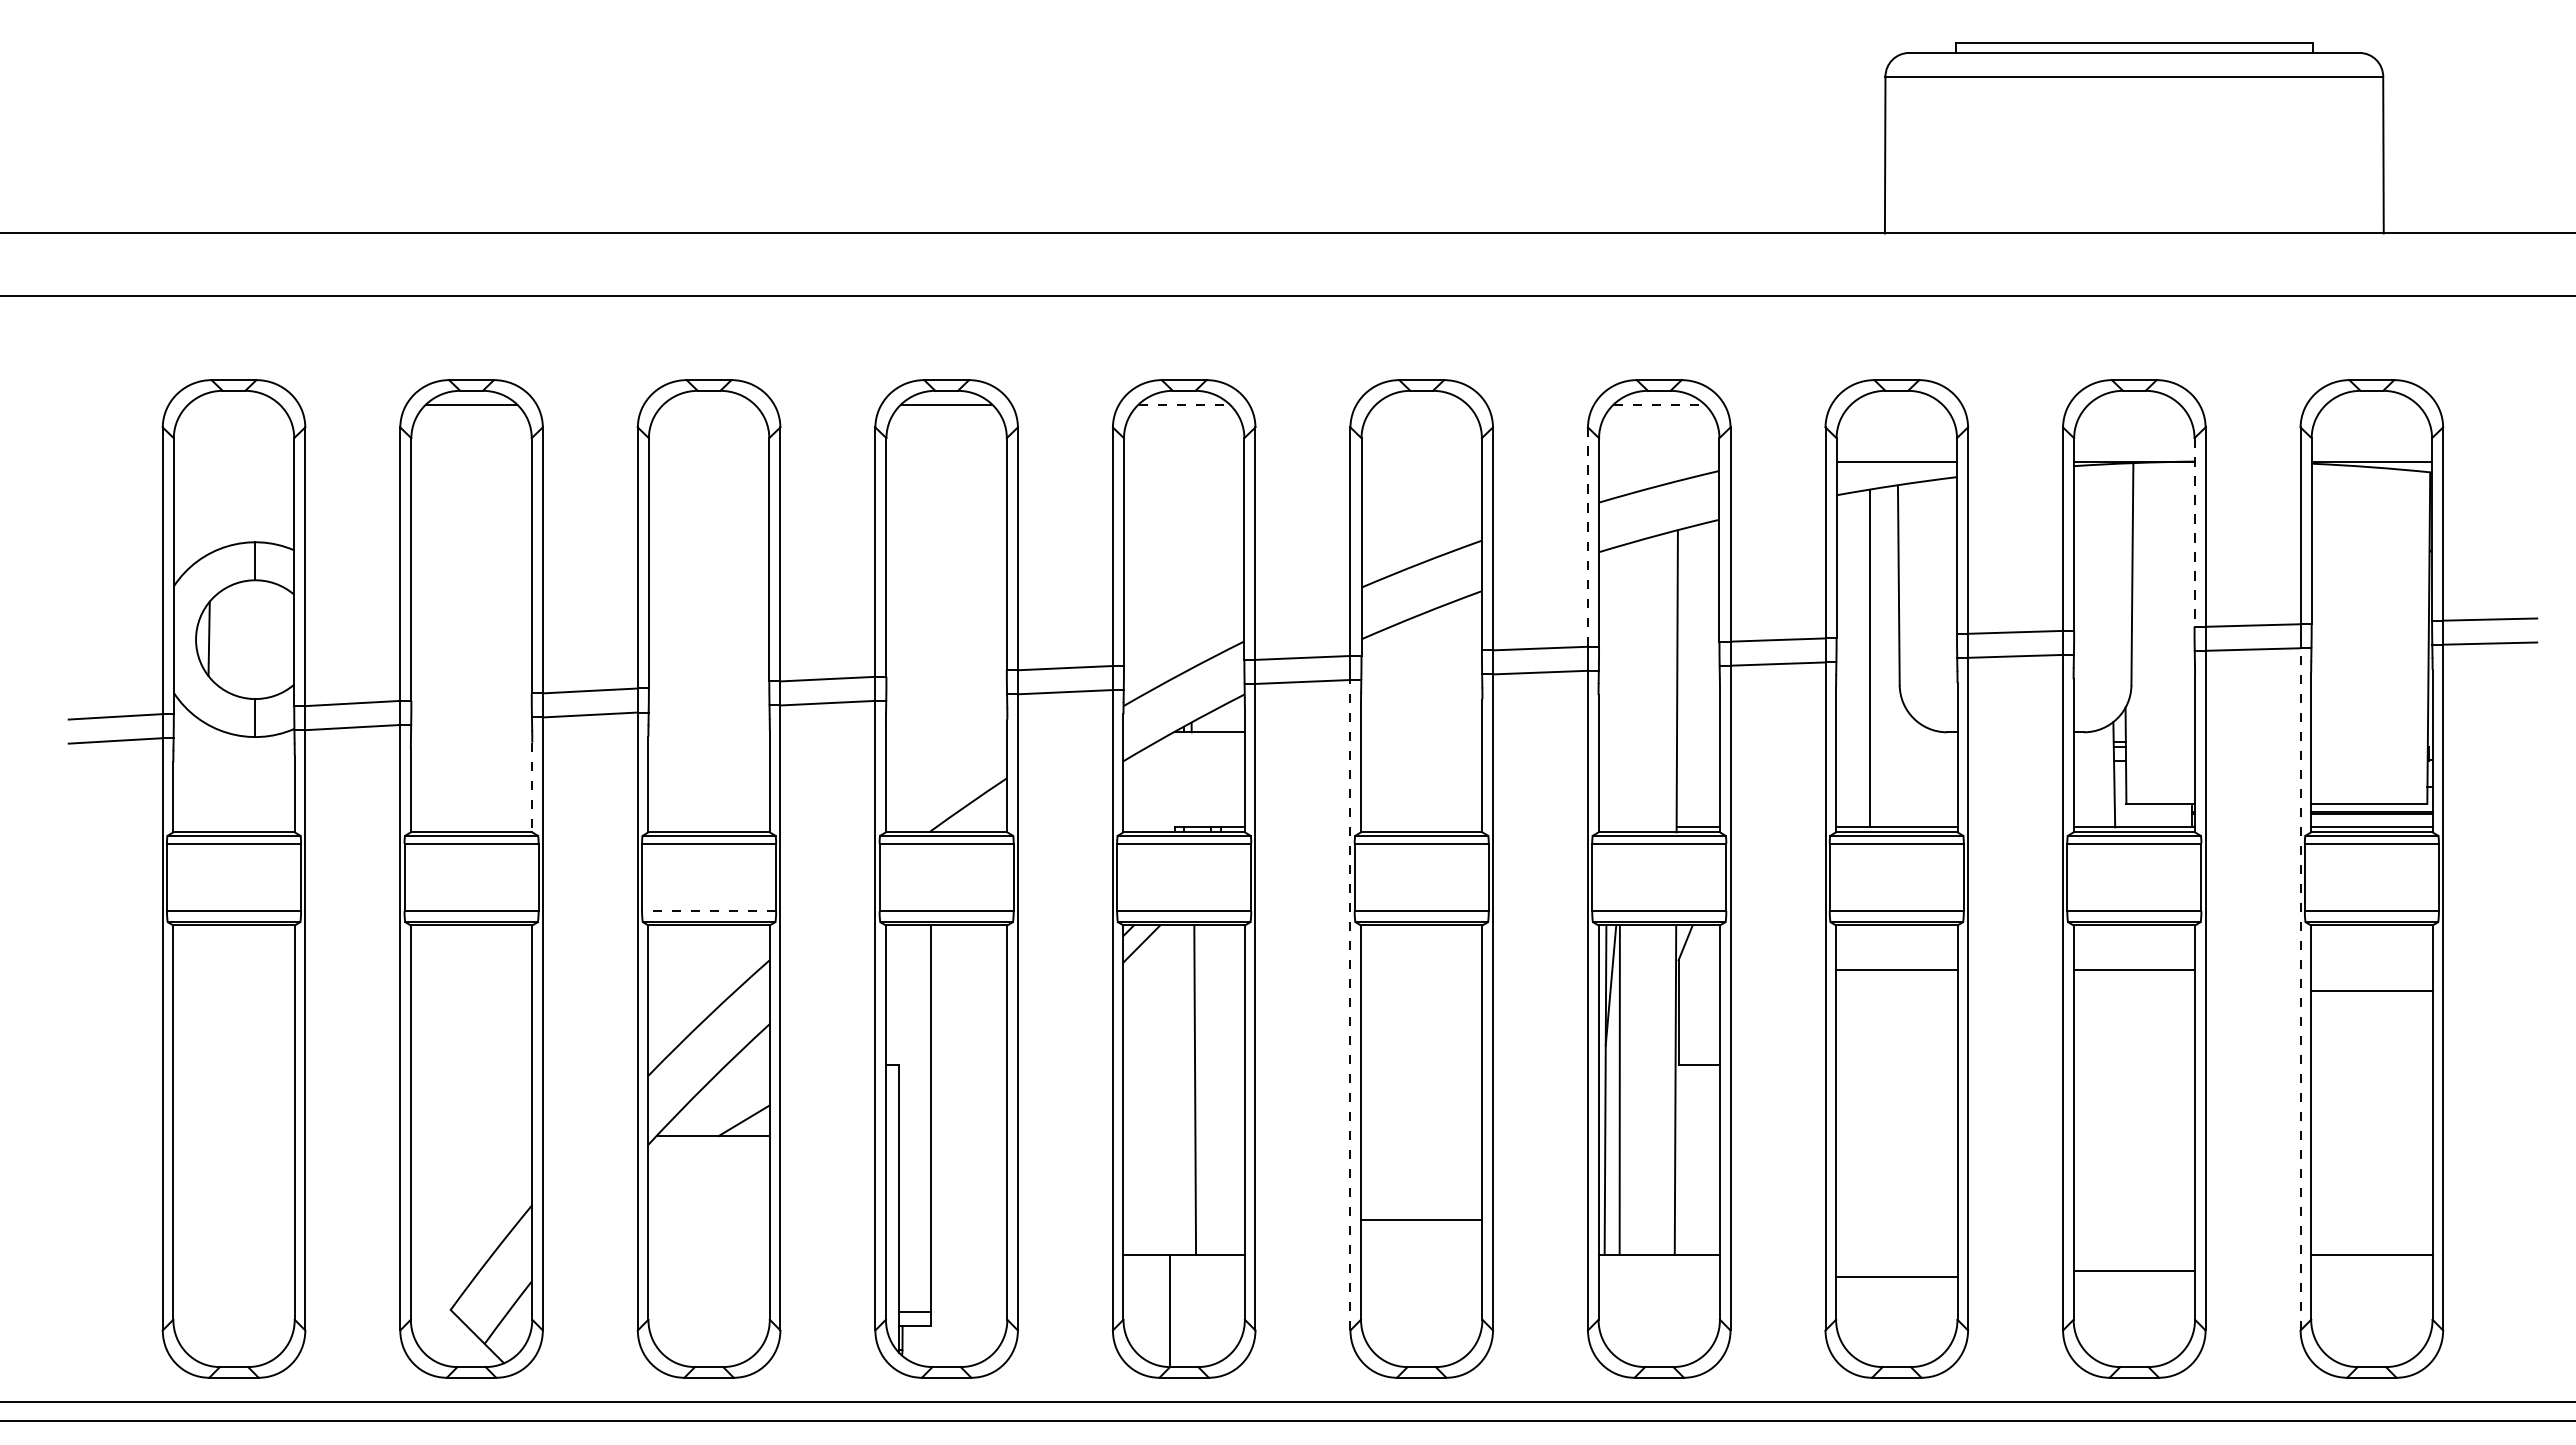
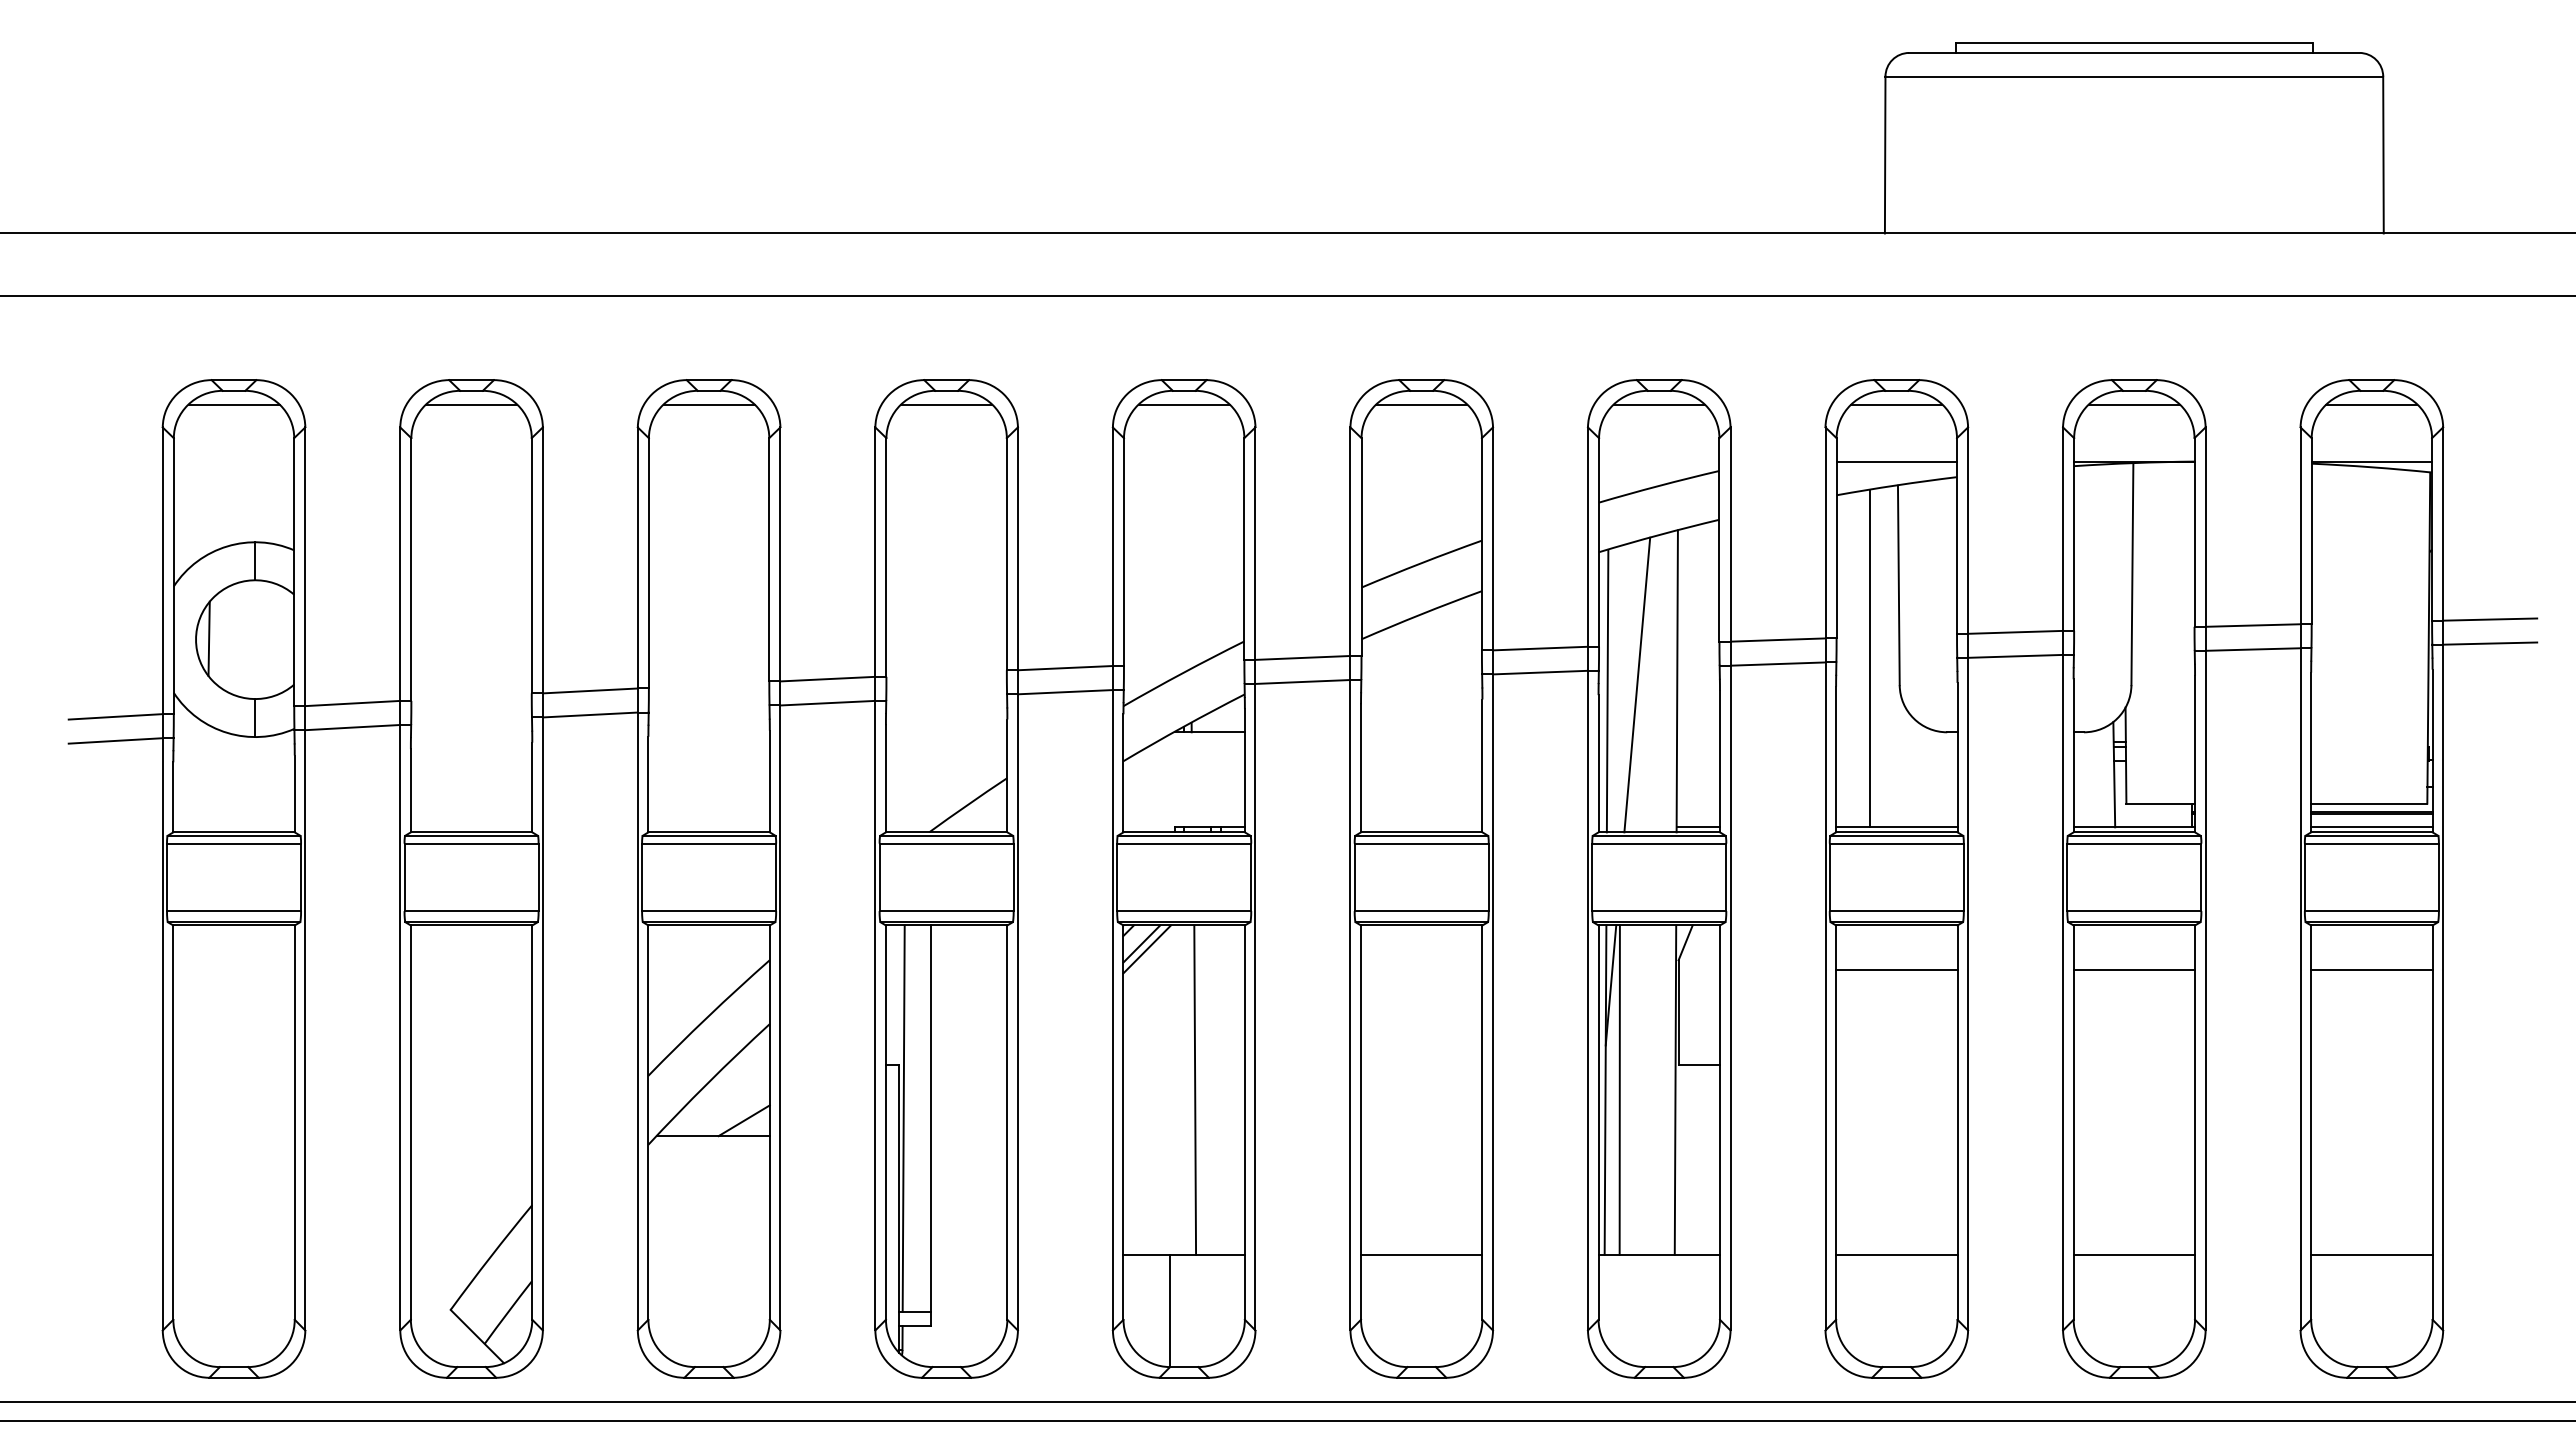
line: none -> present (233, 404)
line: none -> present (708, 404)
line: dashed -> solid (1184, 404)
line: none -> present (1421, 404)
line: dashed -> solid (1659, 404)
line: none -> present (1896, 404)
line: none -> present (2133, 404)
line: none -> present (2371, 404)
line: dashed -> solid (2194, 532)
line: dashed -> solid (1588, 537)
line: none -> present (1637, 684)
line: none -> present (1607, 690)
line: dashed -> solid (532, 787)
line: dashed -> solid (708, 911)
line: none -> present (1146, 949)
line: dashed -> solid (2300, 988)
line position: (2371, 990) -> (2371, 969) (2371, 969)
line: dashed -> solid (1350, 1004)
line: none -> present (903, 1118)
line position: (1421, 1219) -> (1421, 1254) (1421, 1254)
line position: (2134, 1270) -> (2134, 1254) (2134, 1254)
line position: (1896, 1276) -> (1896, 1254) (1896, 1254)
